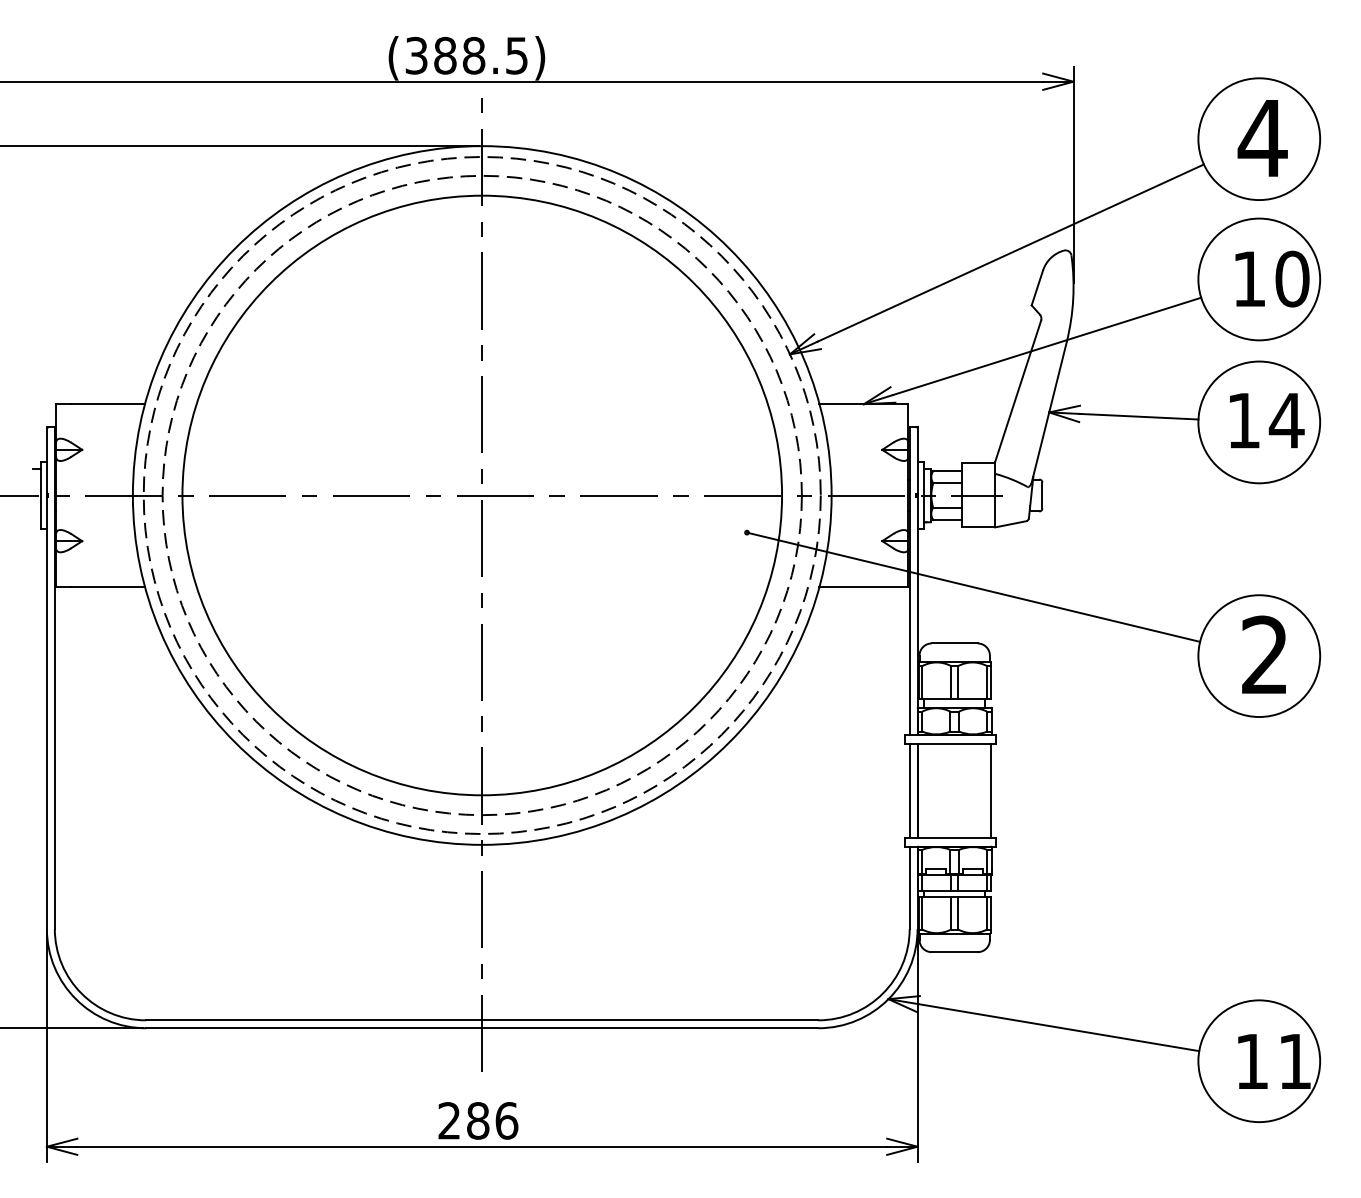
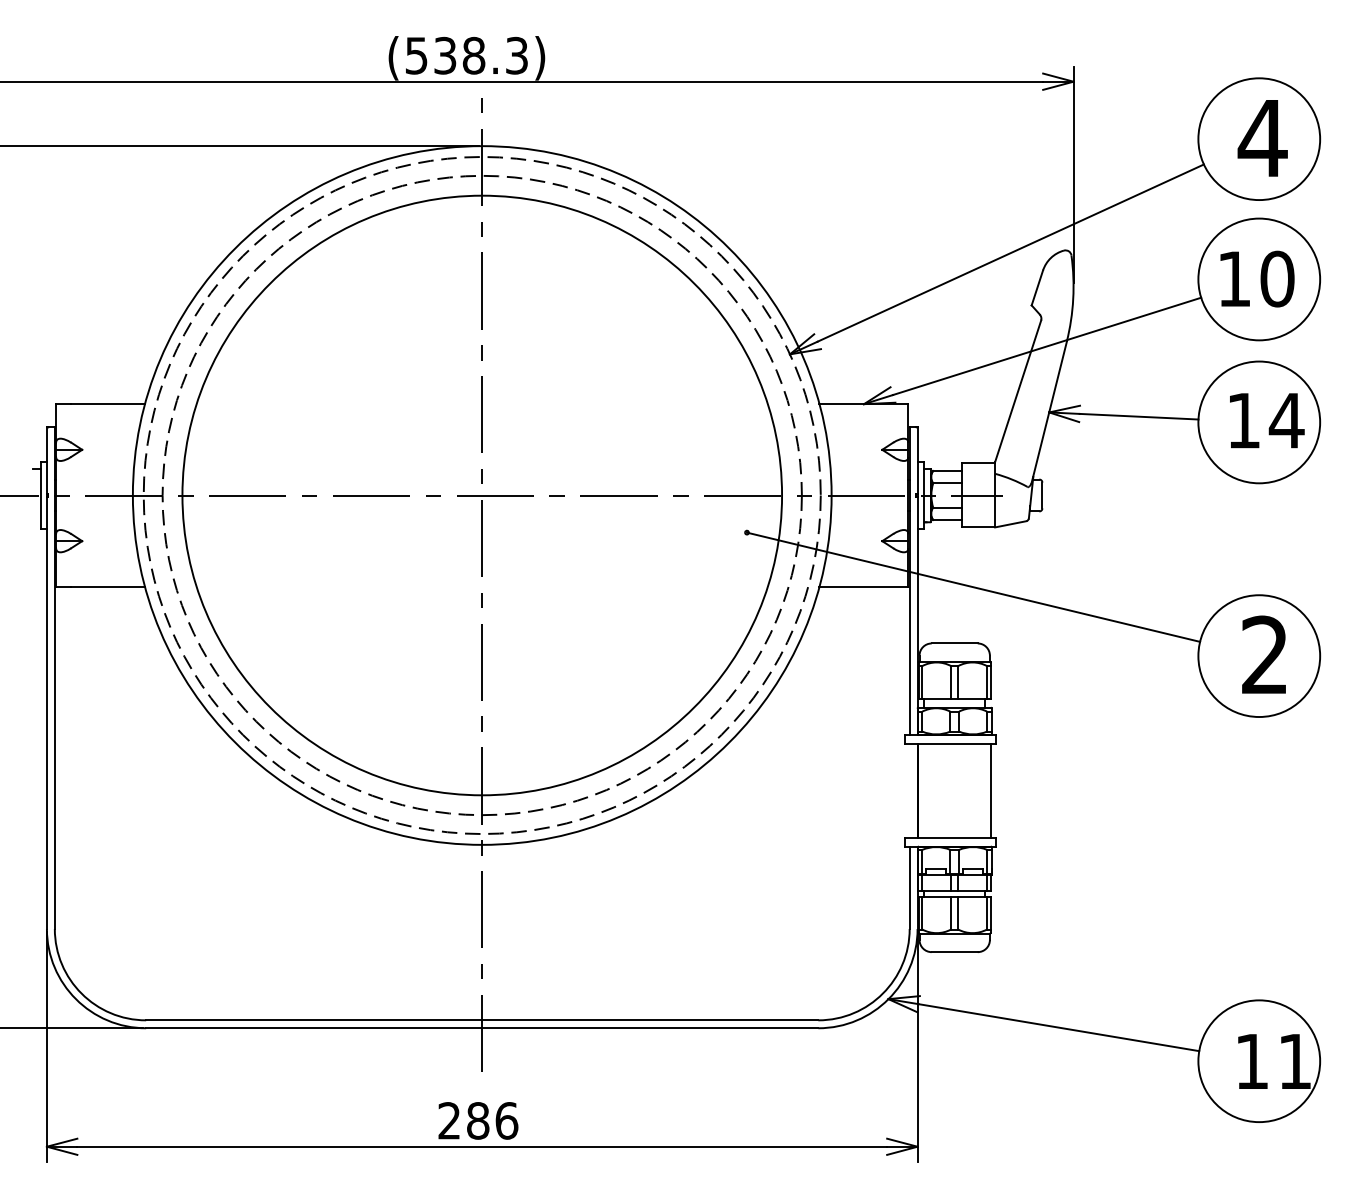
text: (388.5) -> (538.3) (466, 55)
text position: (1272, 278) -> (1257, 278) (1257, 278)
line: present -> none (909, 790)
